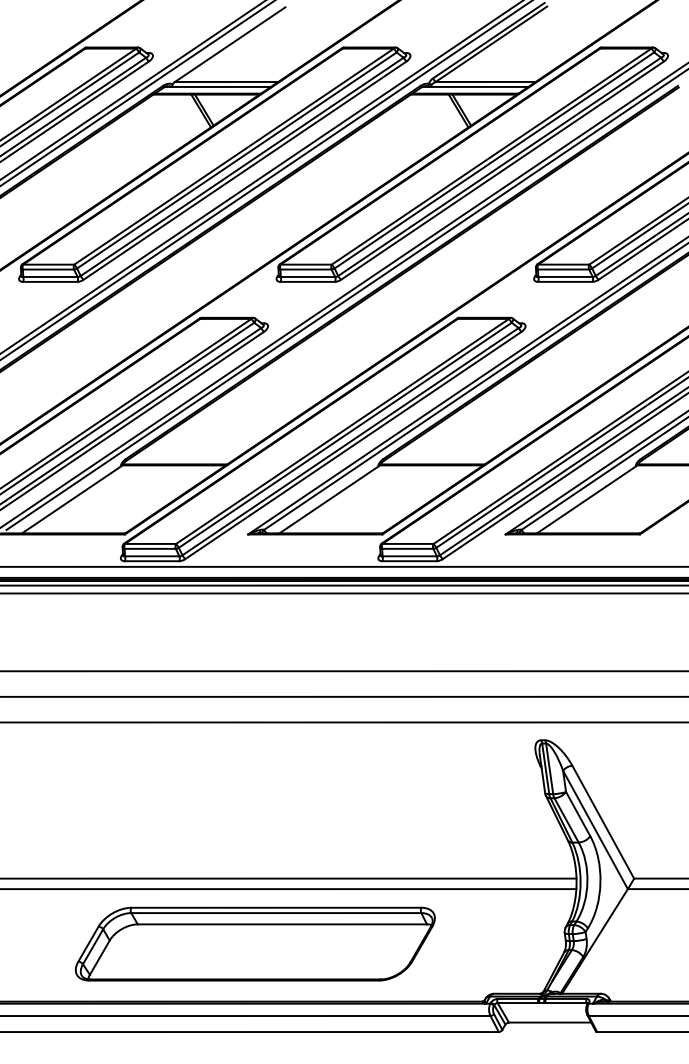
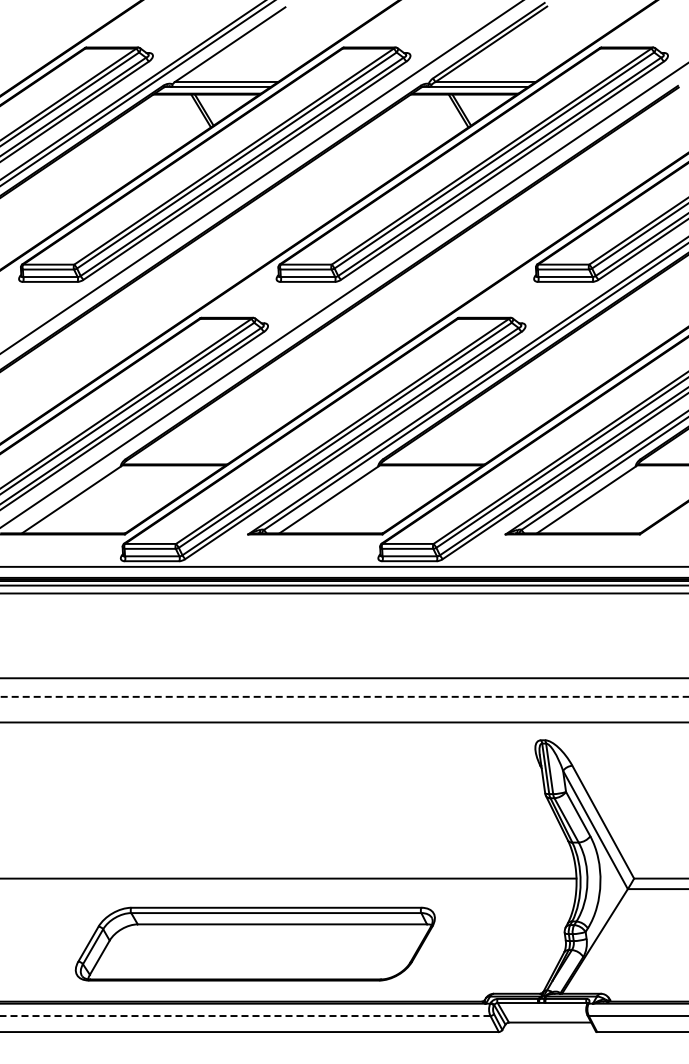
line: present -> none (265, 180)
line: present -> none (345, 299)
line position: (343, 671) -> (343, 678) (343, 678)
line: solid -> dashed (345, 696)
line: present -> none (289, 889)
line: solid -> dashed (245, 1016)
